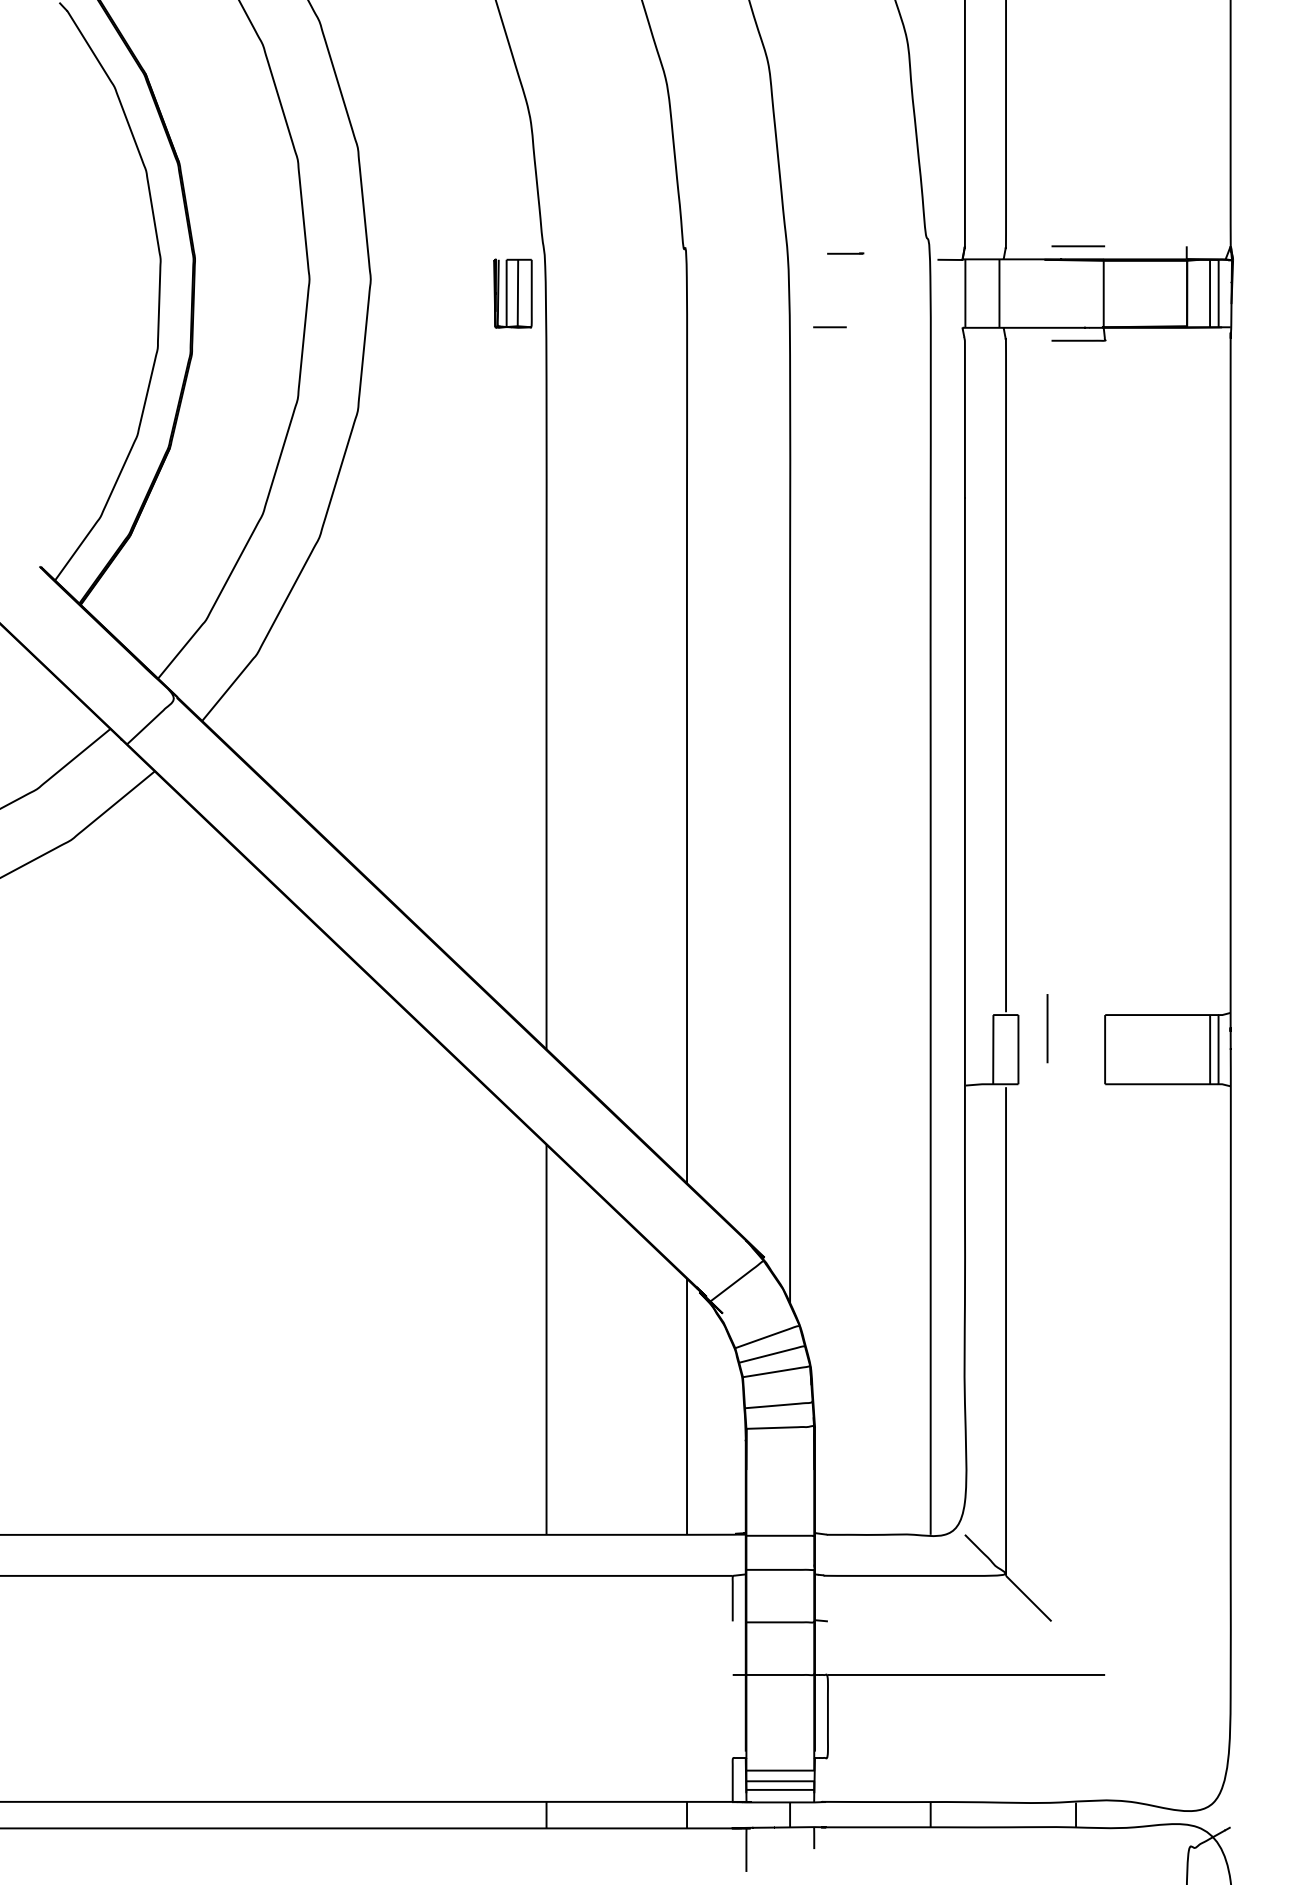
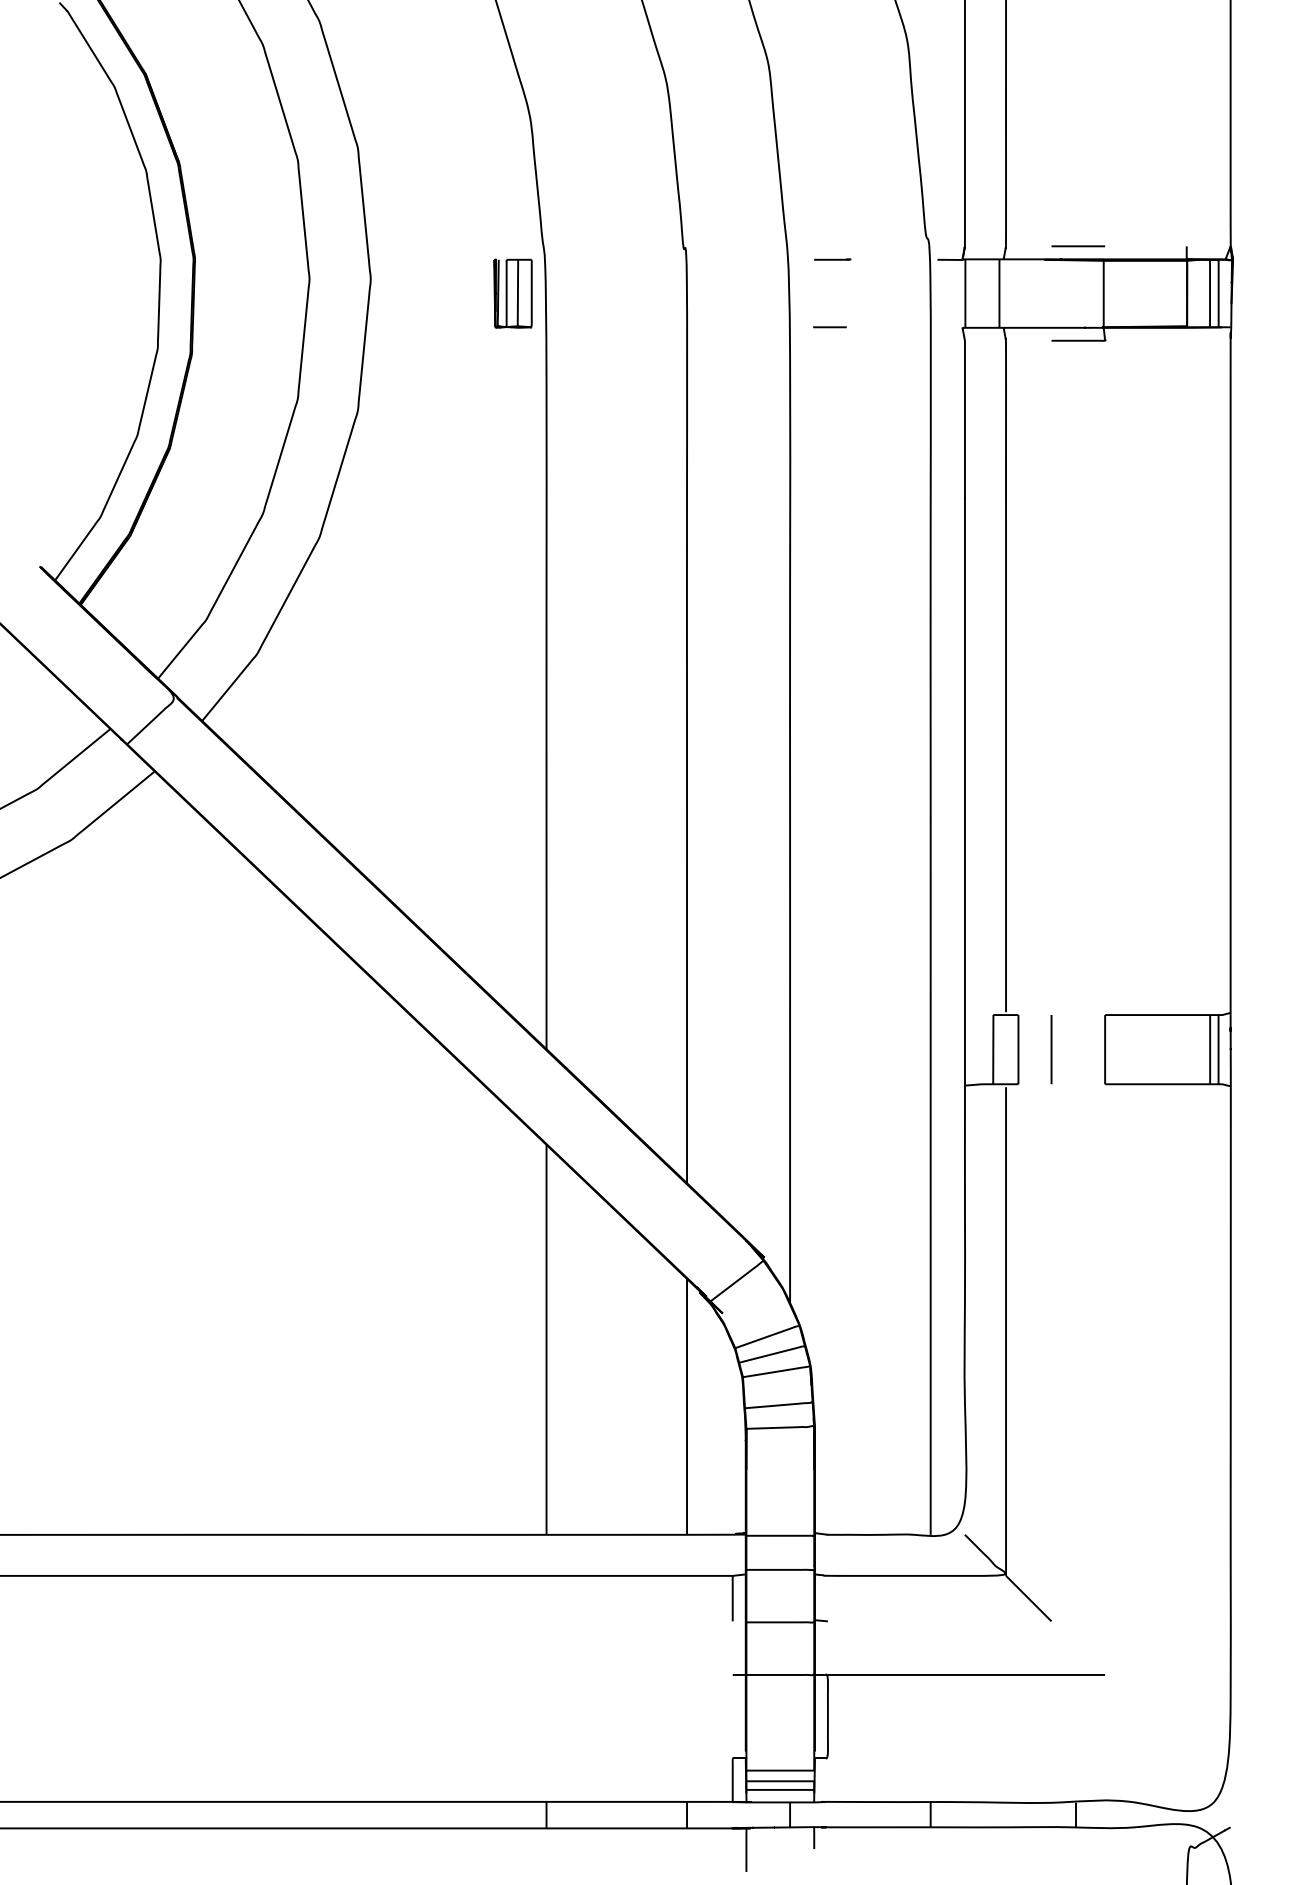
line position: (845, 253) -> (832, 259) (832, 259)
line position: (1047, 1028) -> (1051, 1049) (1051, 1049)
